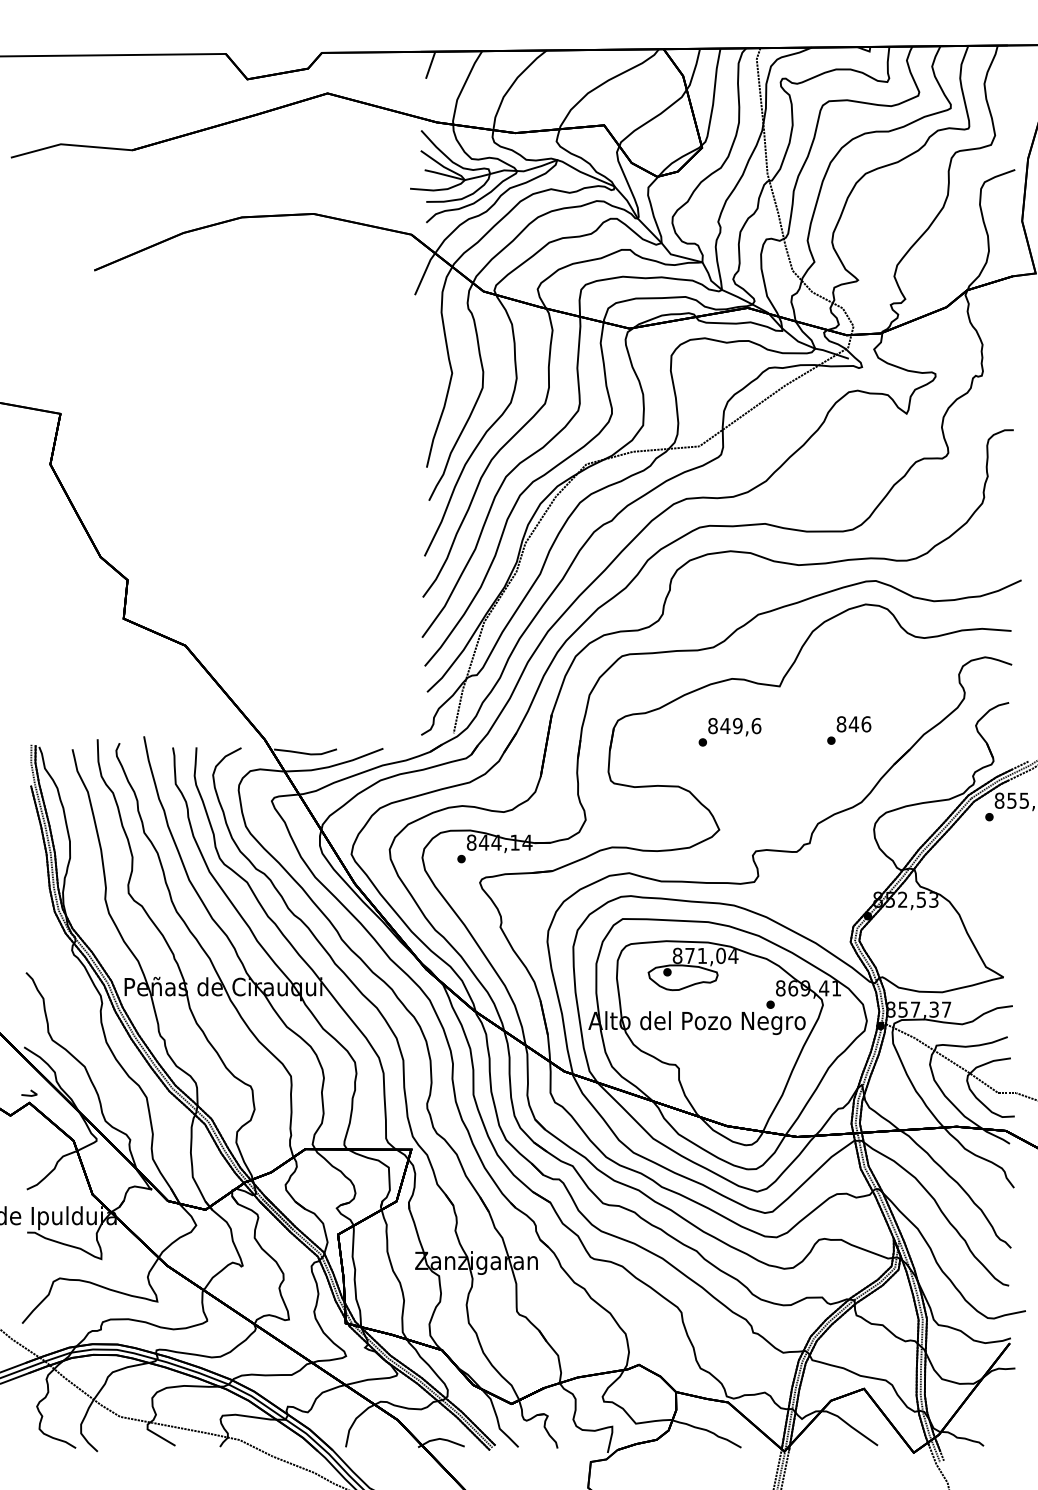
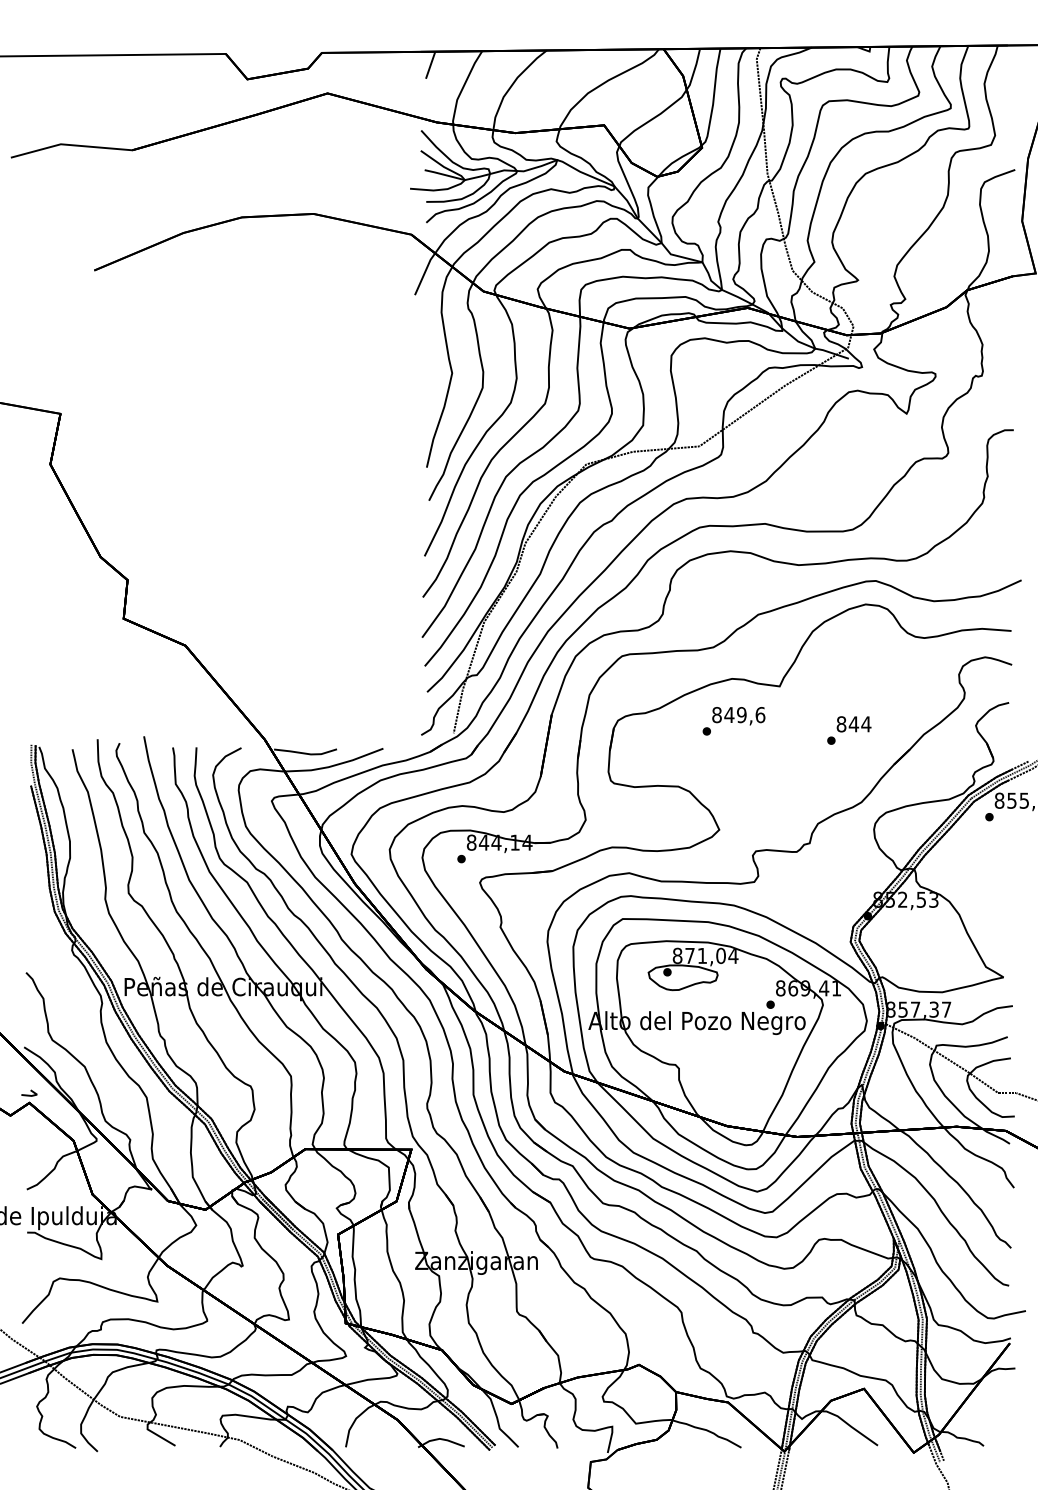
text: 846 -> 844 (866, 724)
text position: (729, 732) -> (733, 721) (733, 721)
